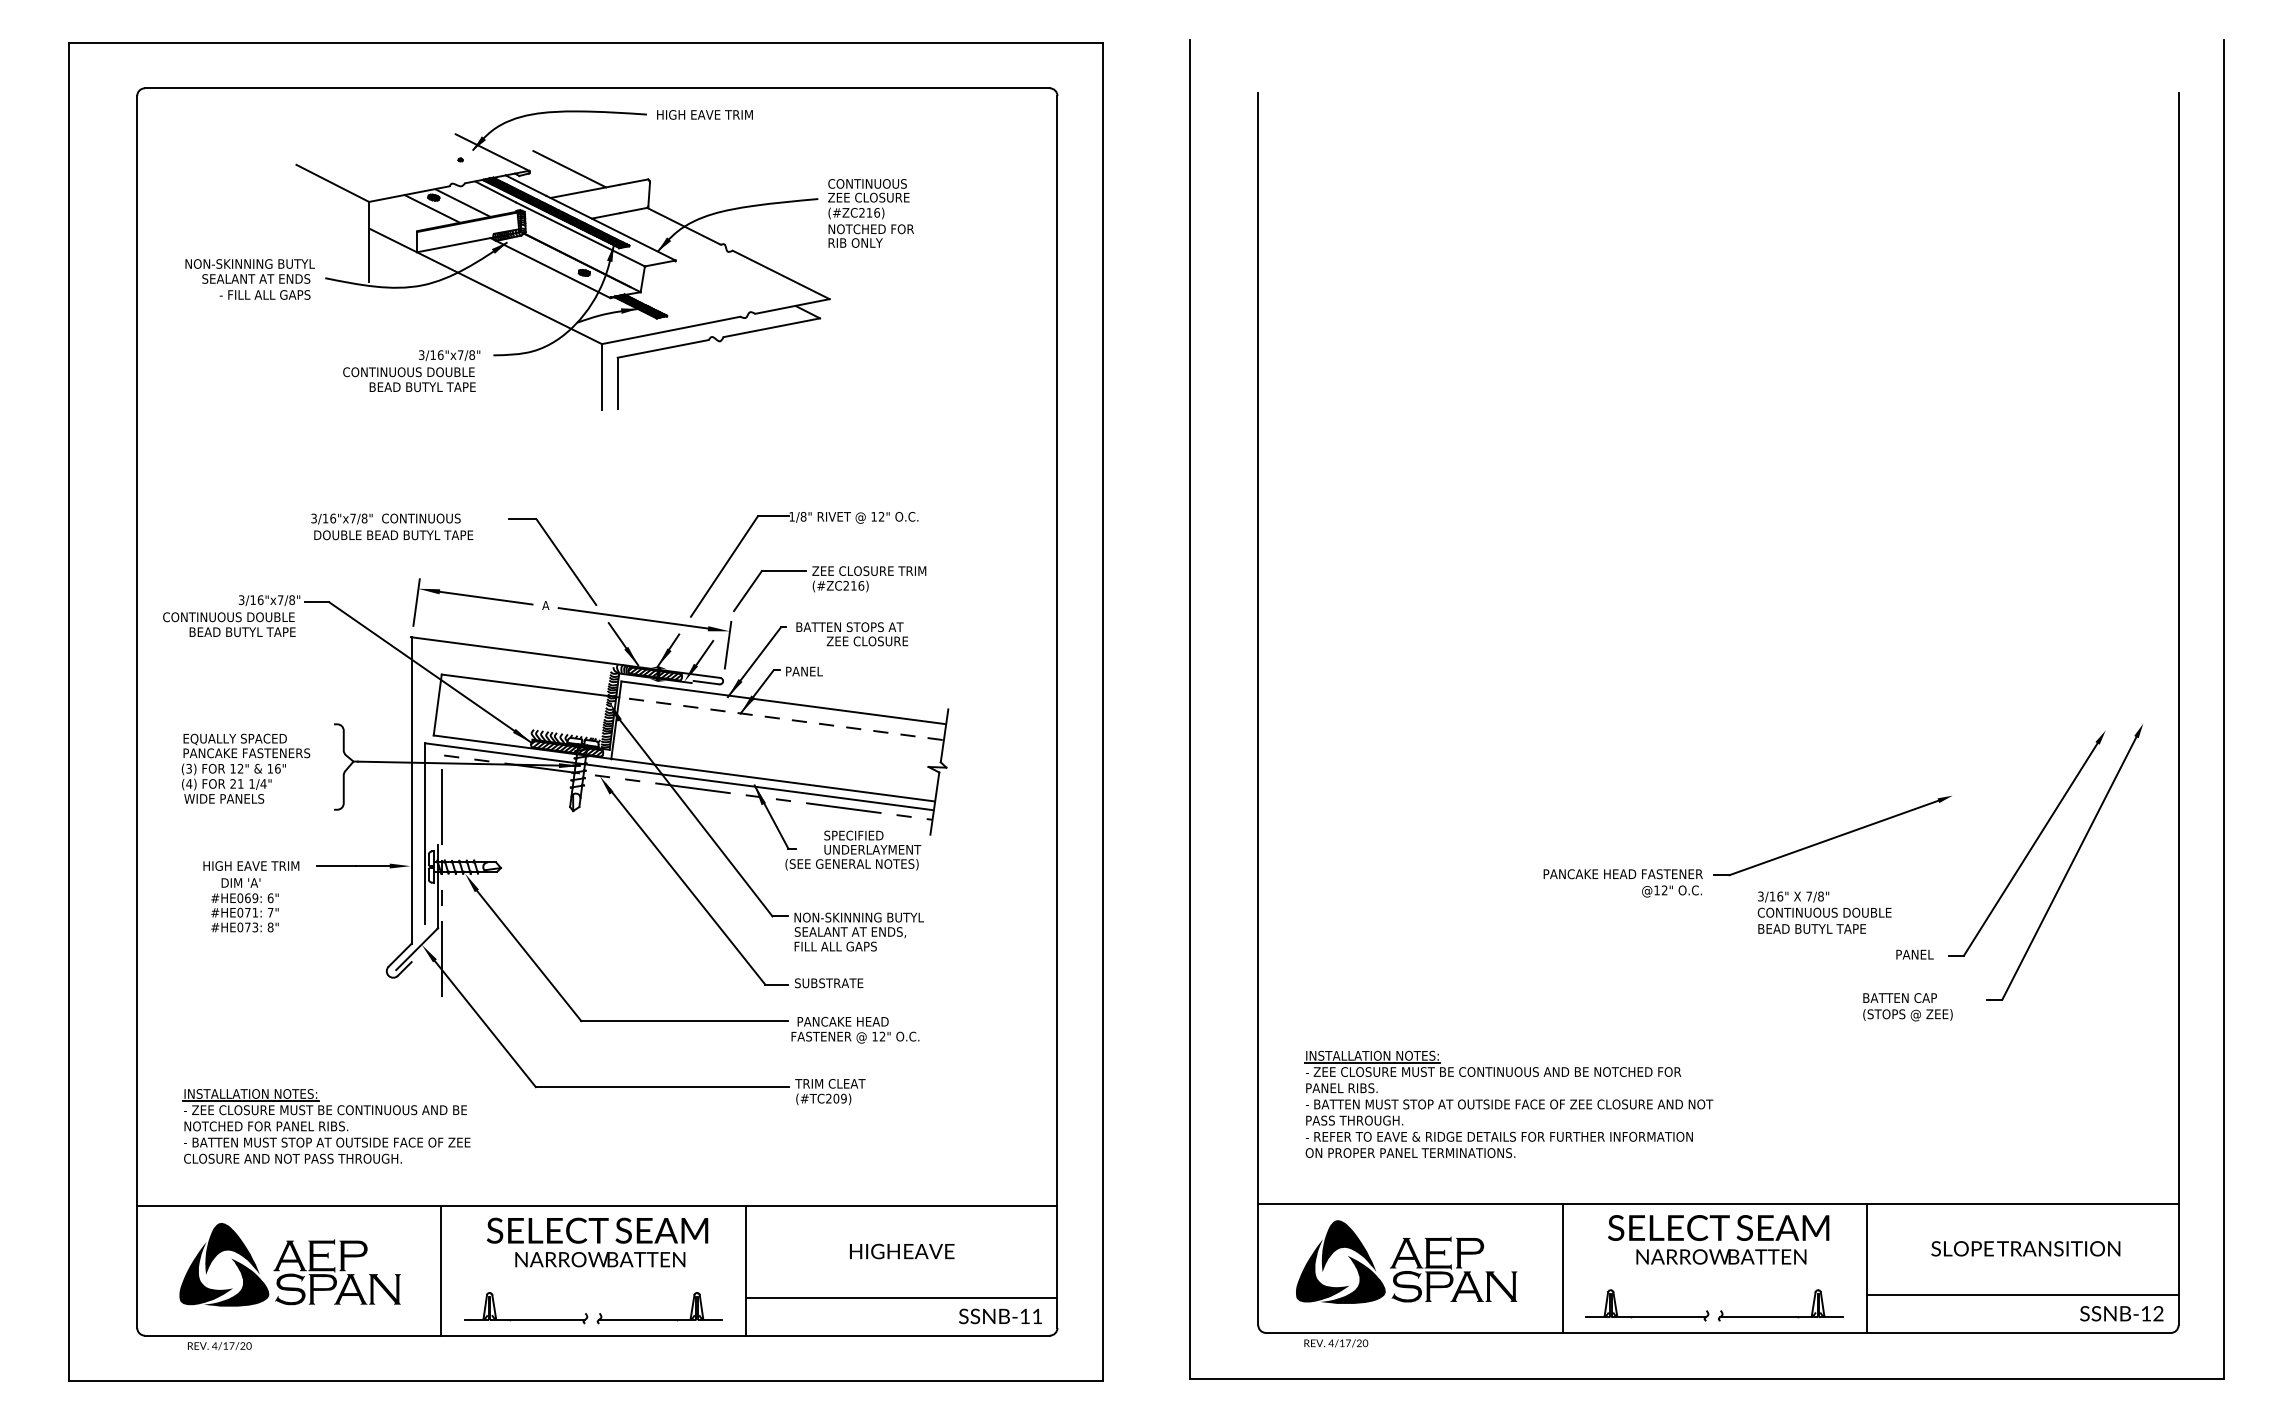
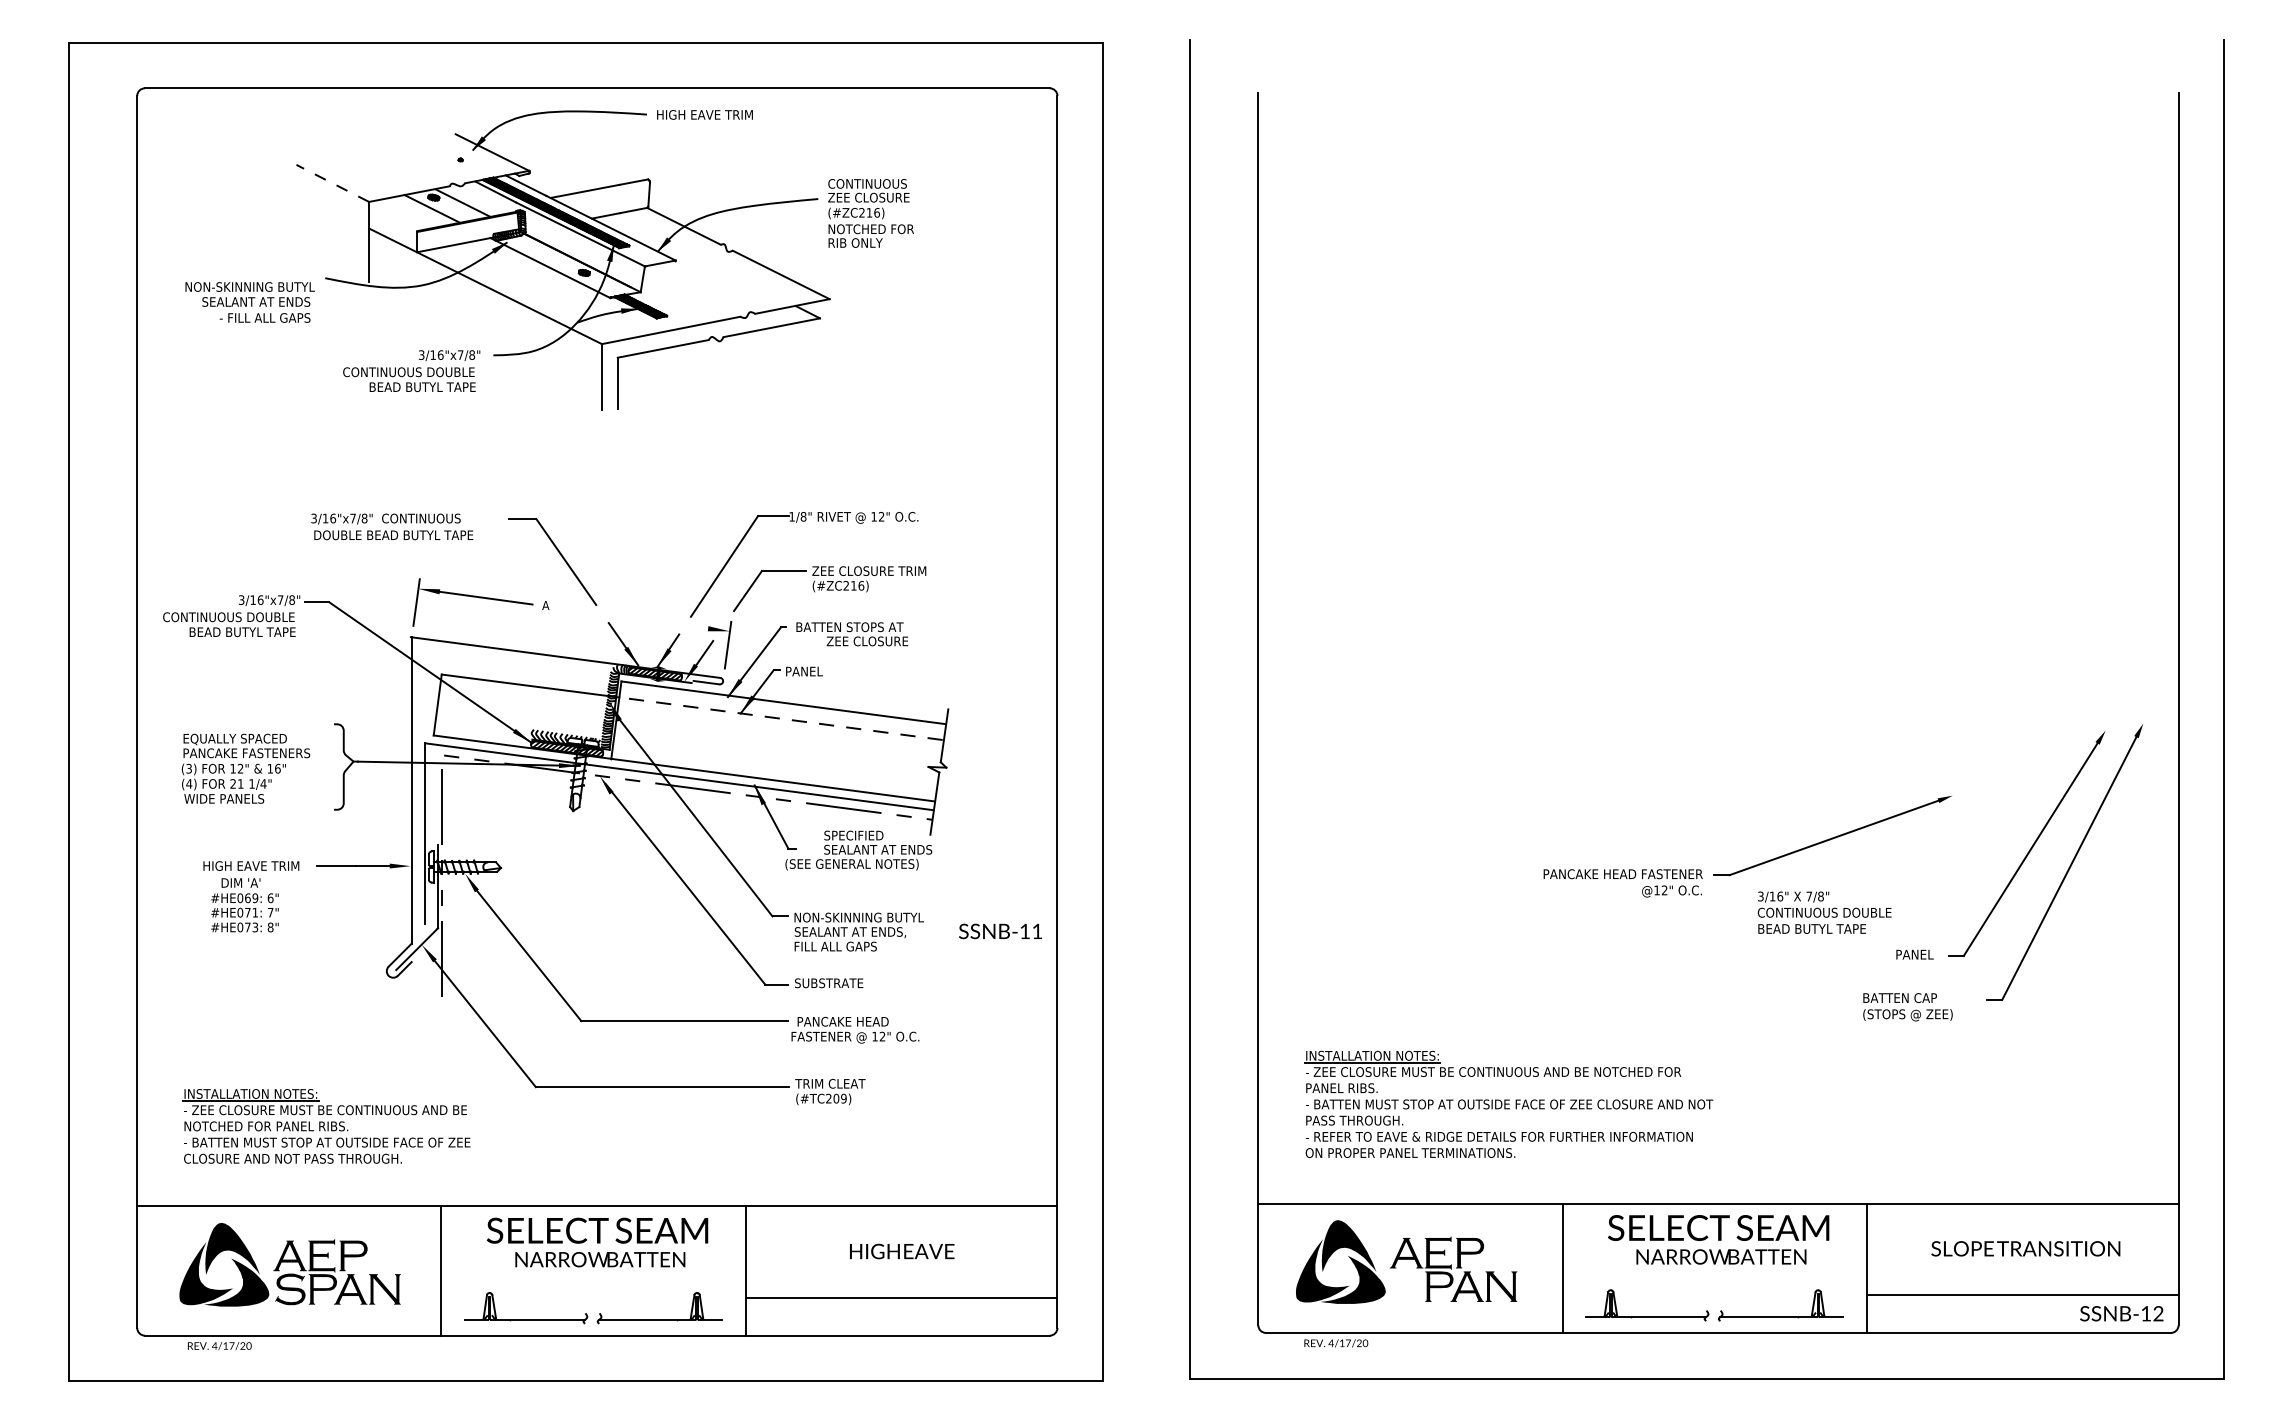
line: present -> none (569, 169)
line: solid -> dashed (332, 183)
text position: (249, 279) -> (249, 302) (249, 302)
line: present -> none (635, 618)
text: UNDERLAYMENT -> SEALANT AT ENDS (878, 849)
fill: present -> none (1406, 1286)
text position: (1000, 1316) -> (1000, 931) (1000, 931)
